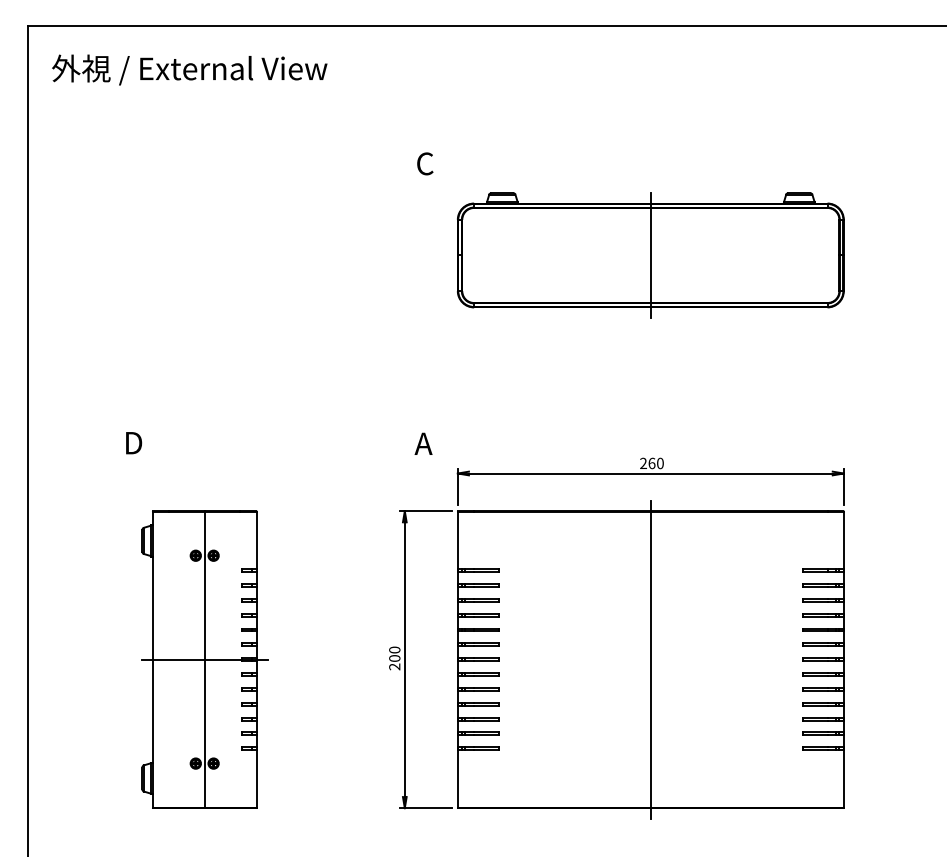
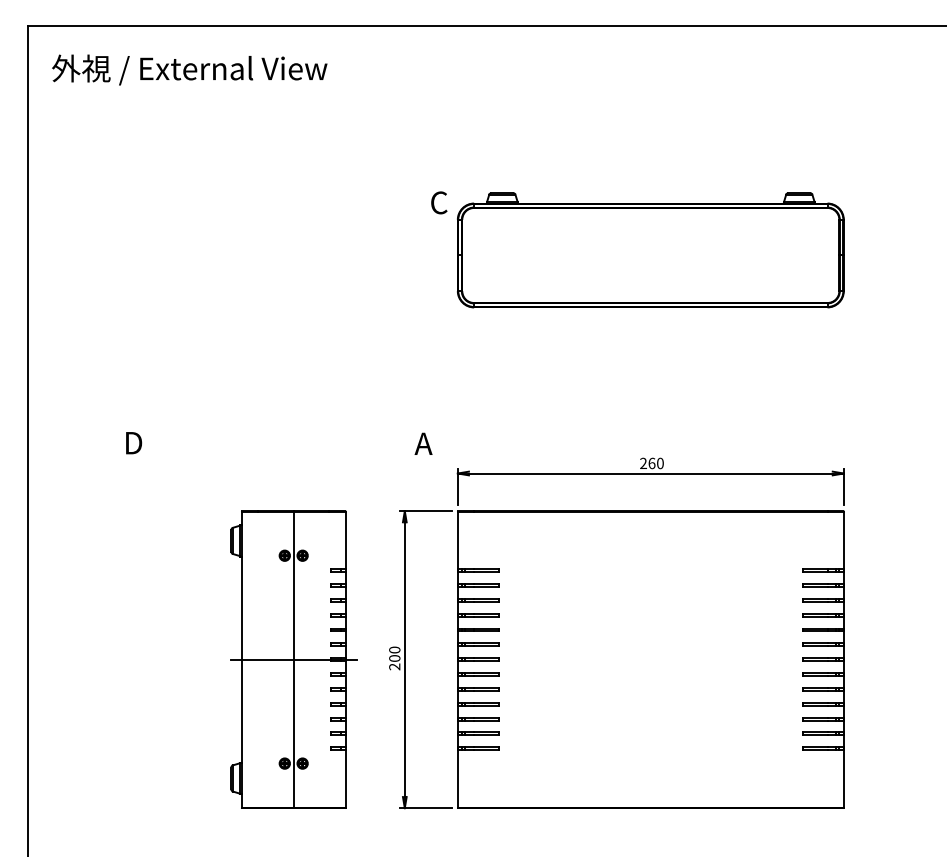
text position: (425, 163) -> (439, 202) (439, 202)
line: present -> none (650, 255)
part position: (204, 659) -> (293, 659) (293, 659)
line: present -> none (650, 659)
